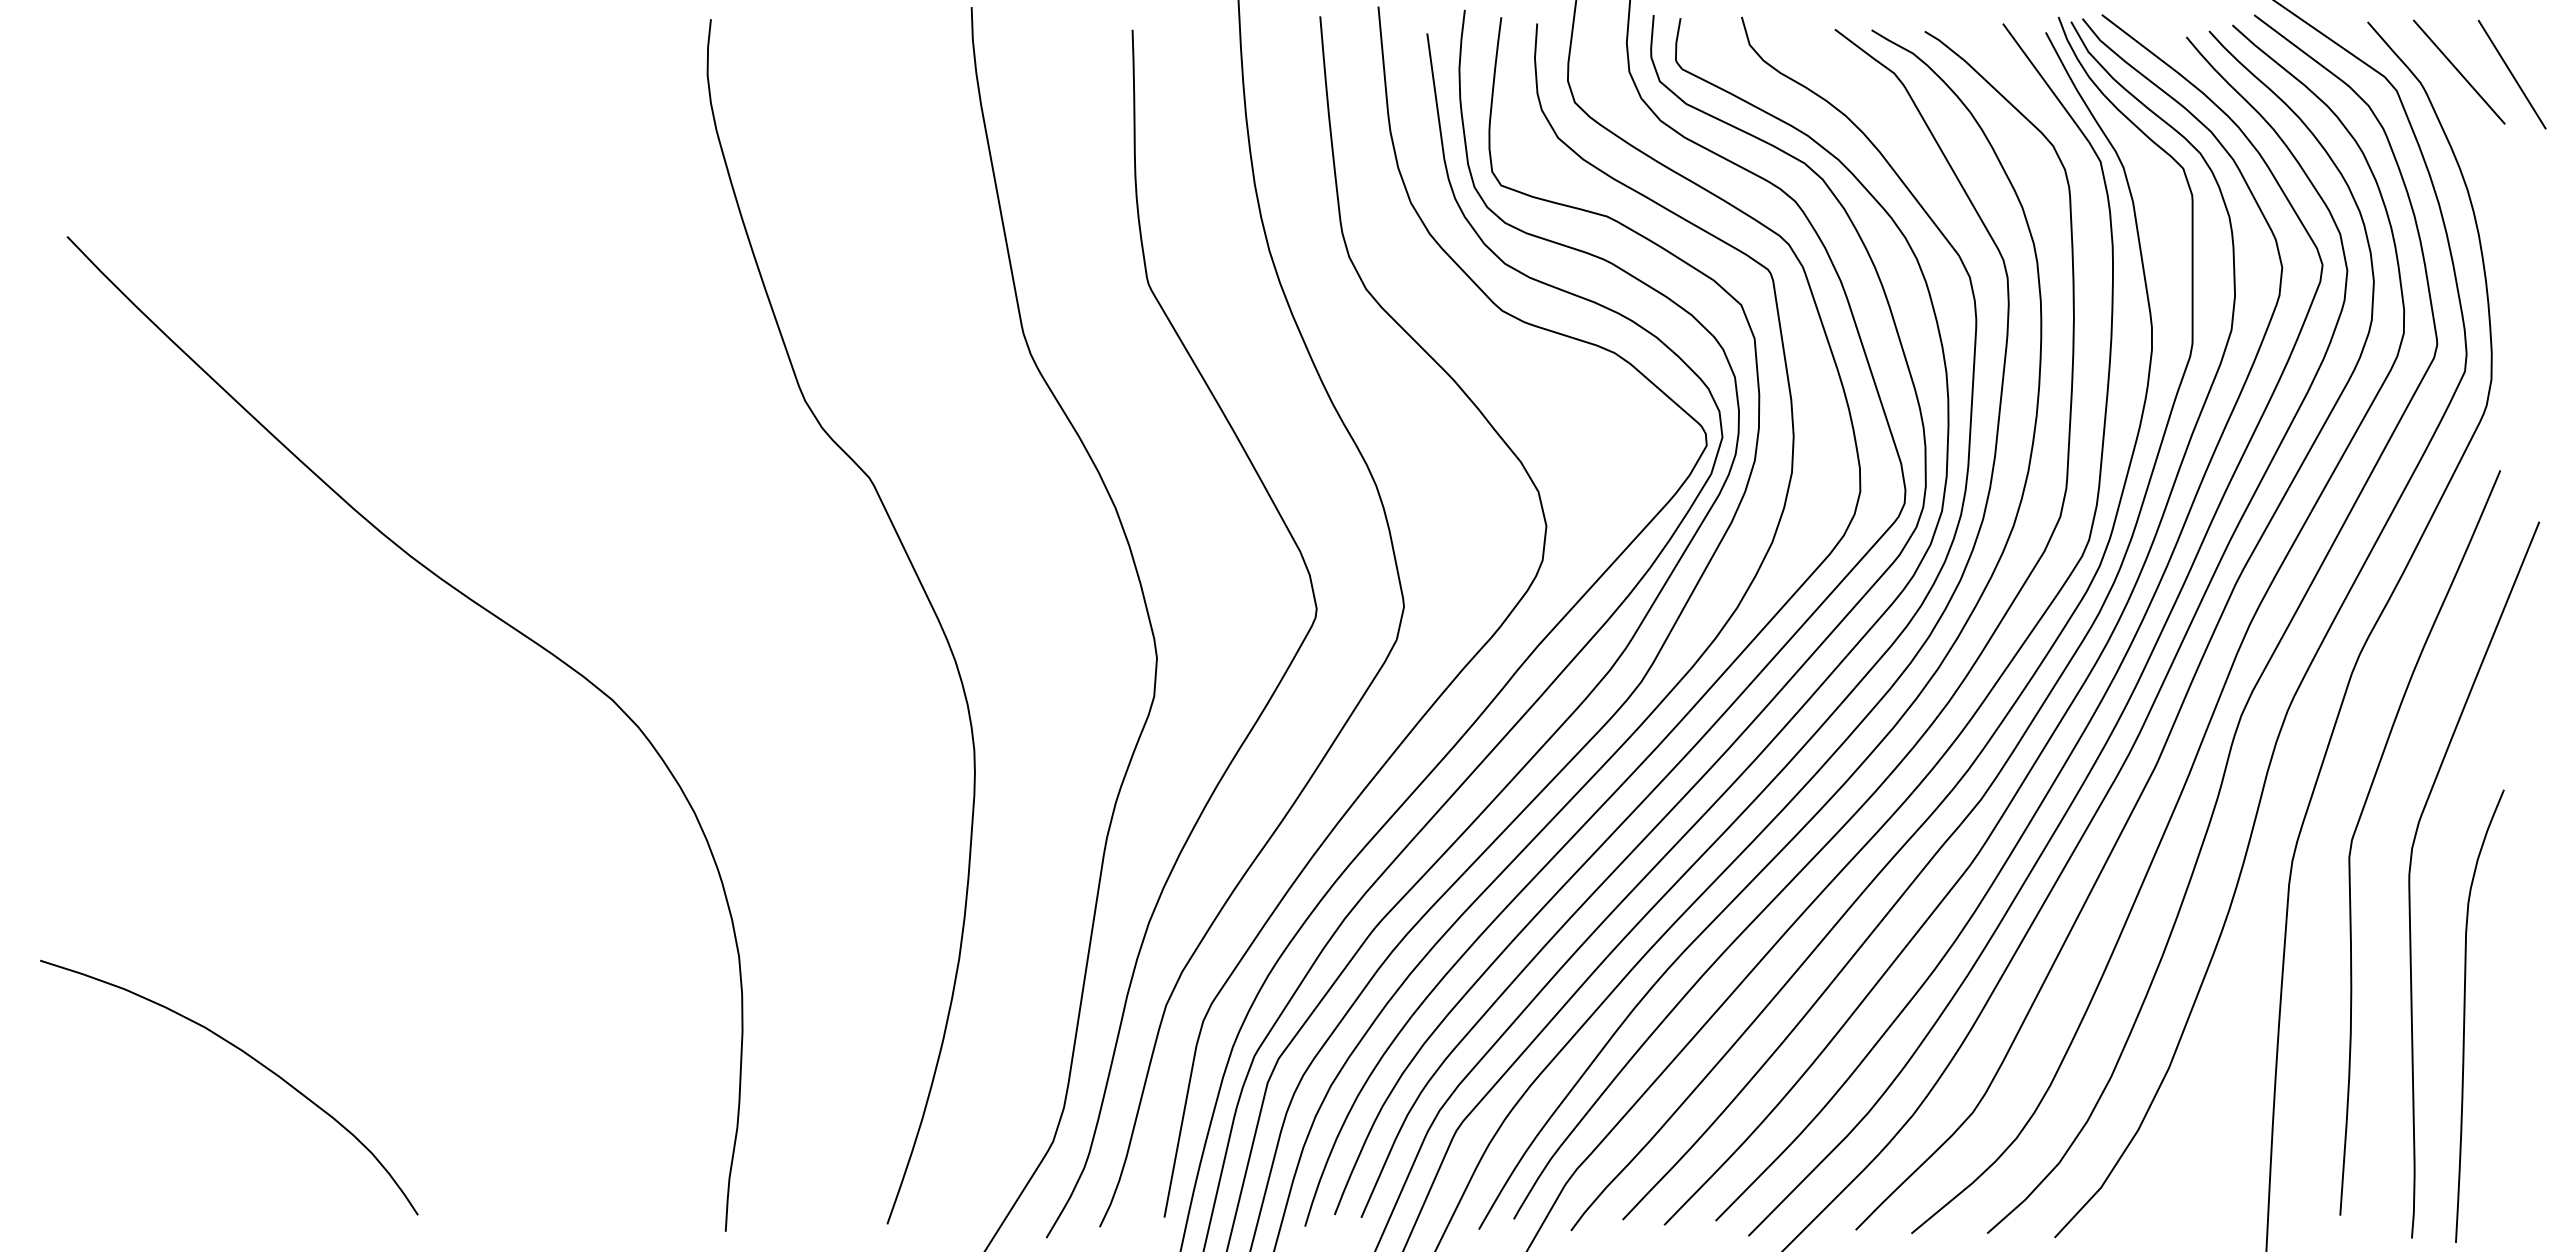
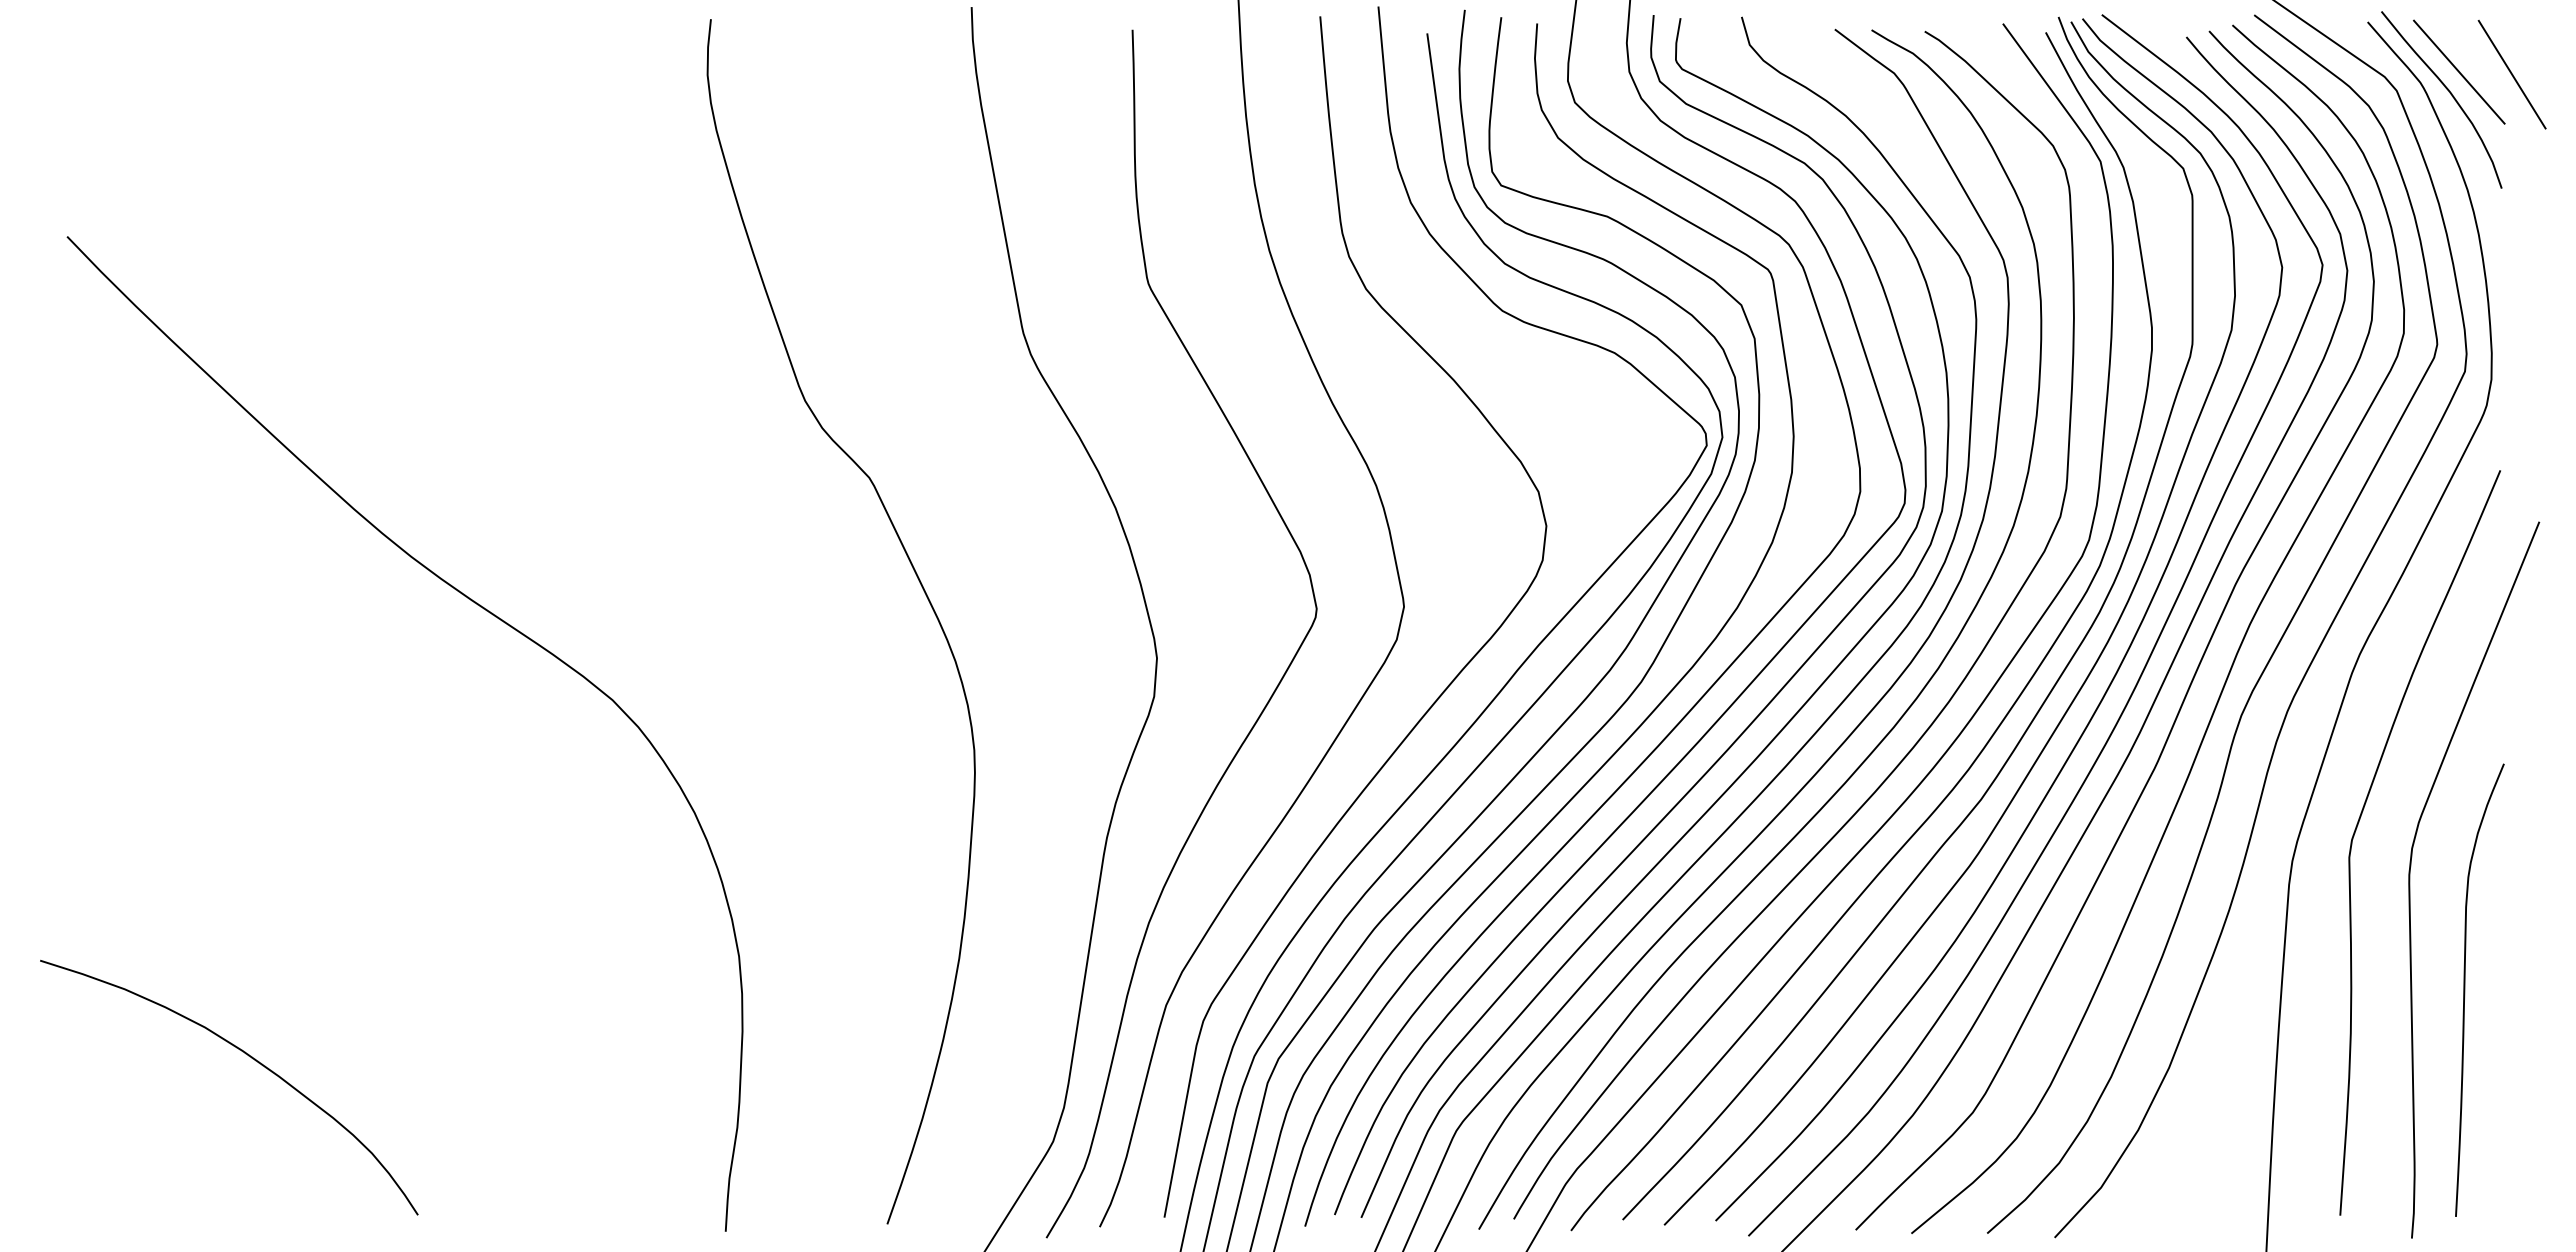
curve: none -> present (2449, 93)
curve position: (2465, 1015) -> (2465, 989) (2465, 989)
